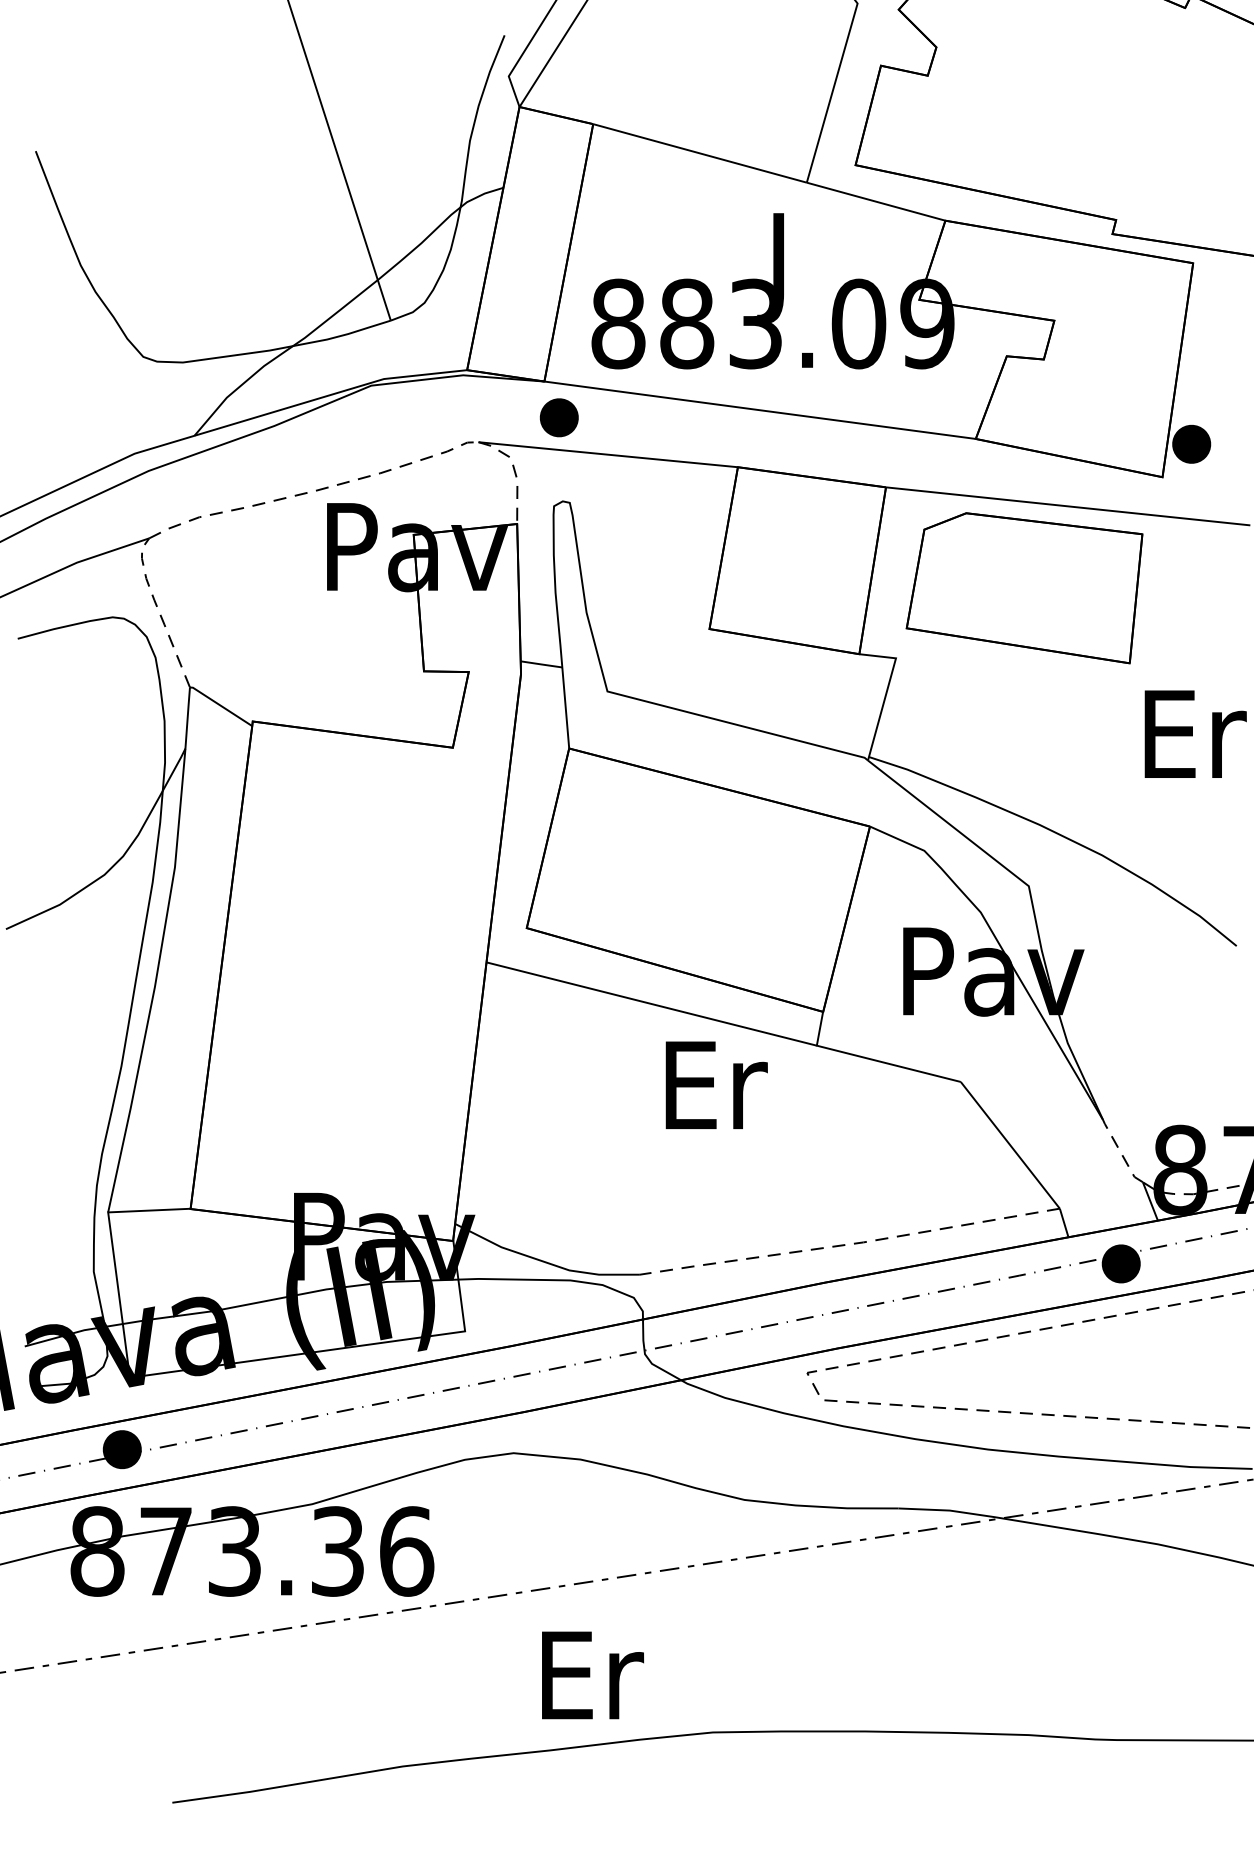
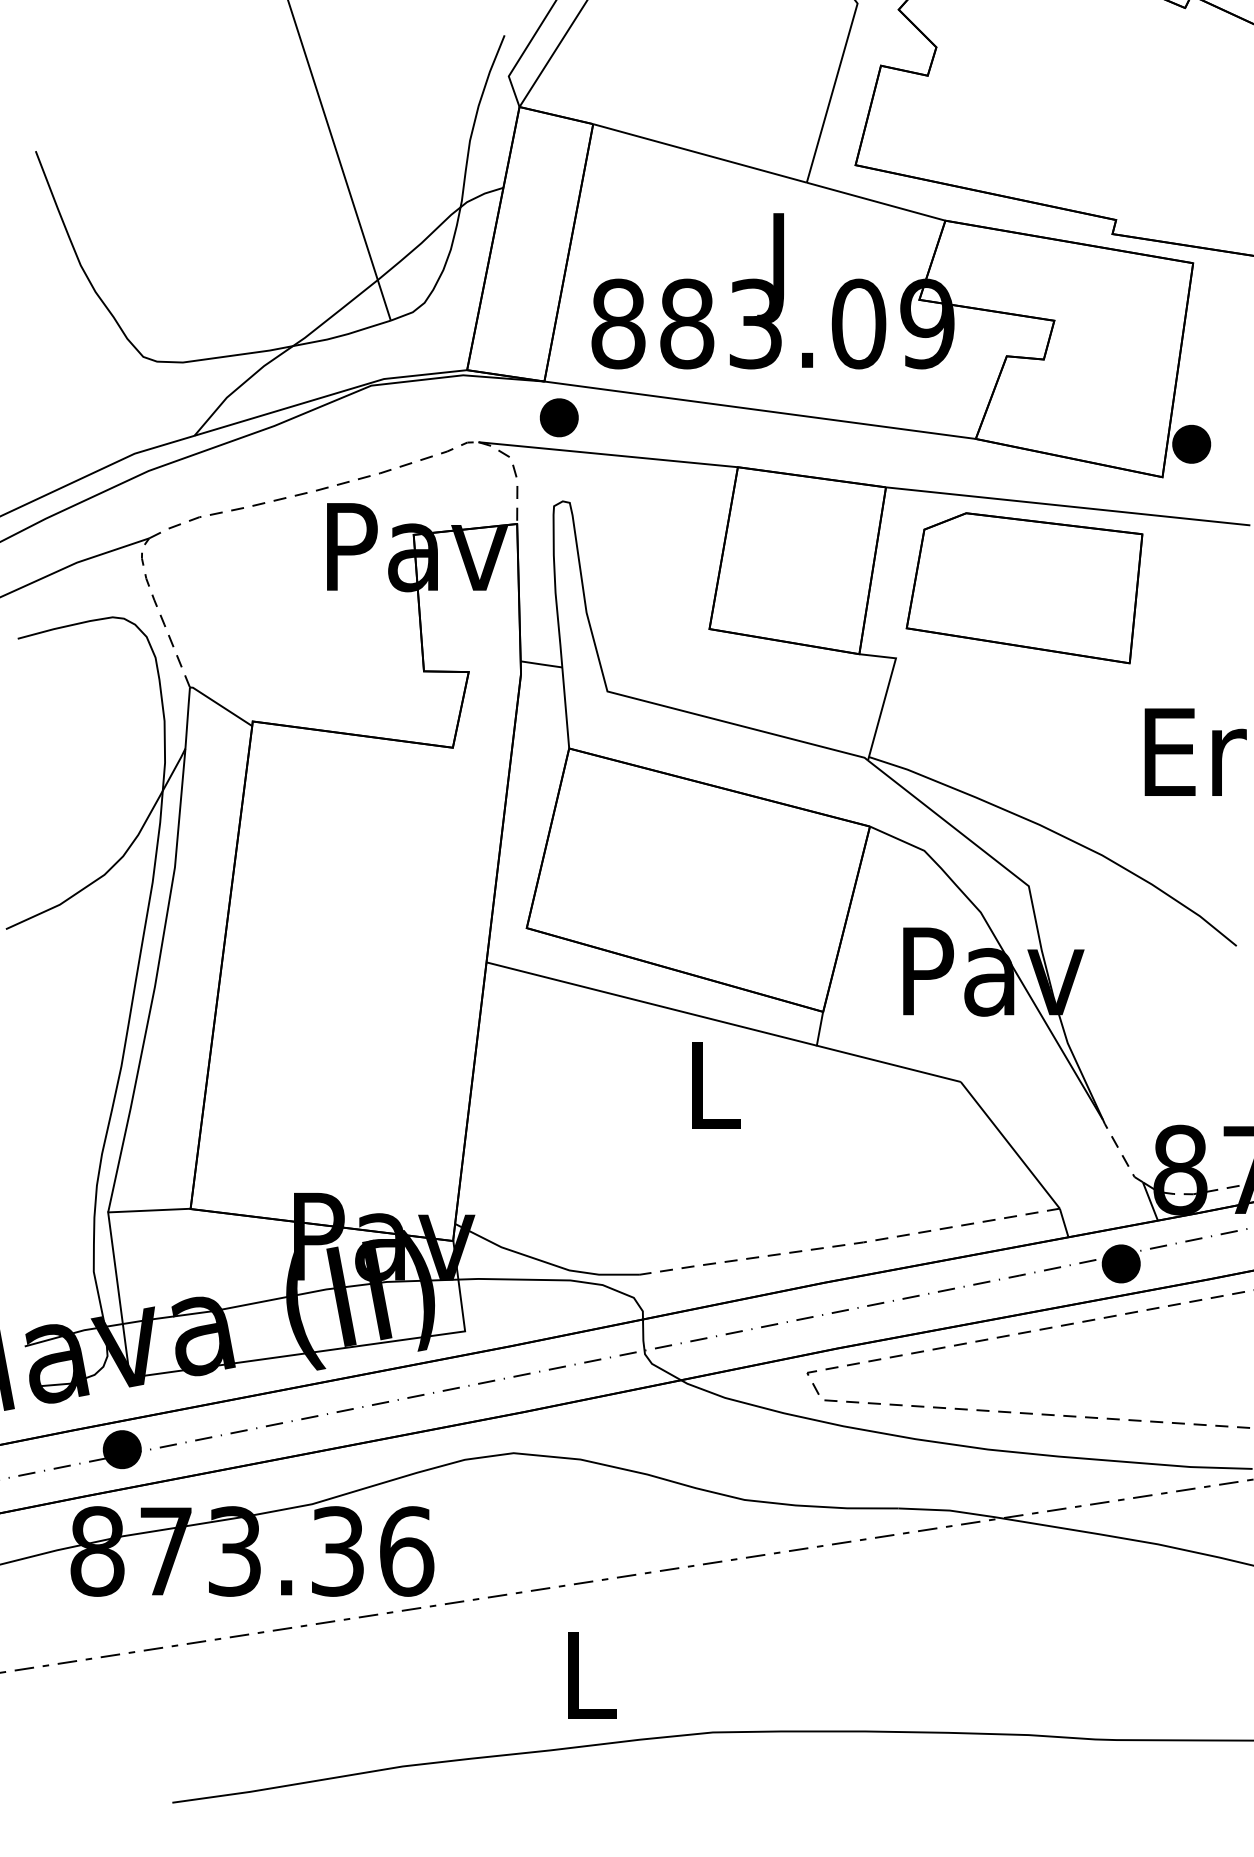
text position: (1195, 733) -> (1195, 751) (1195, 751)
text: Er -> L (716, 1085)
text: Er -> L (593, 1675)
